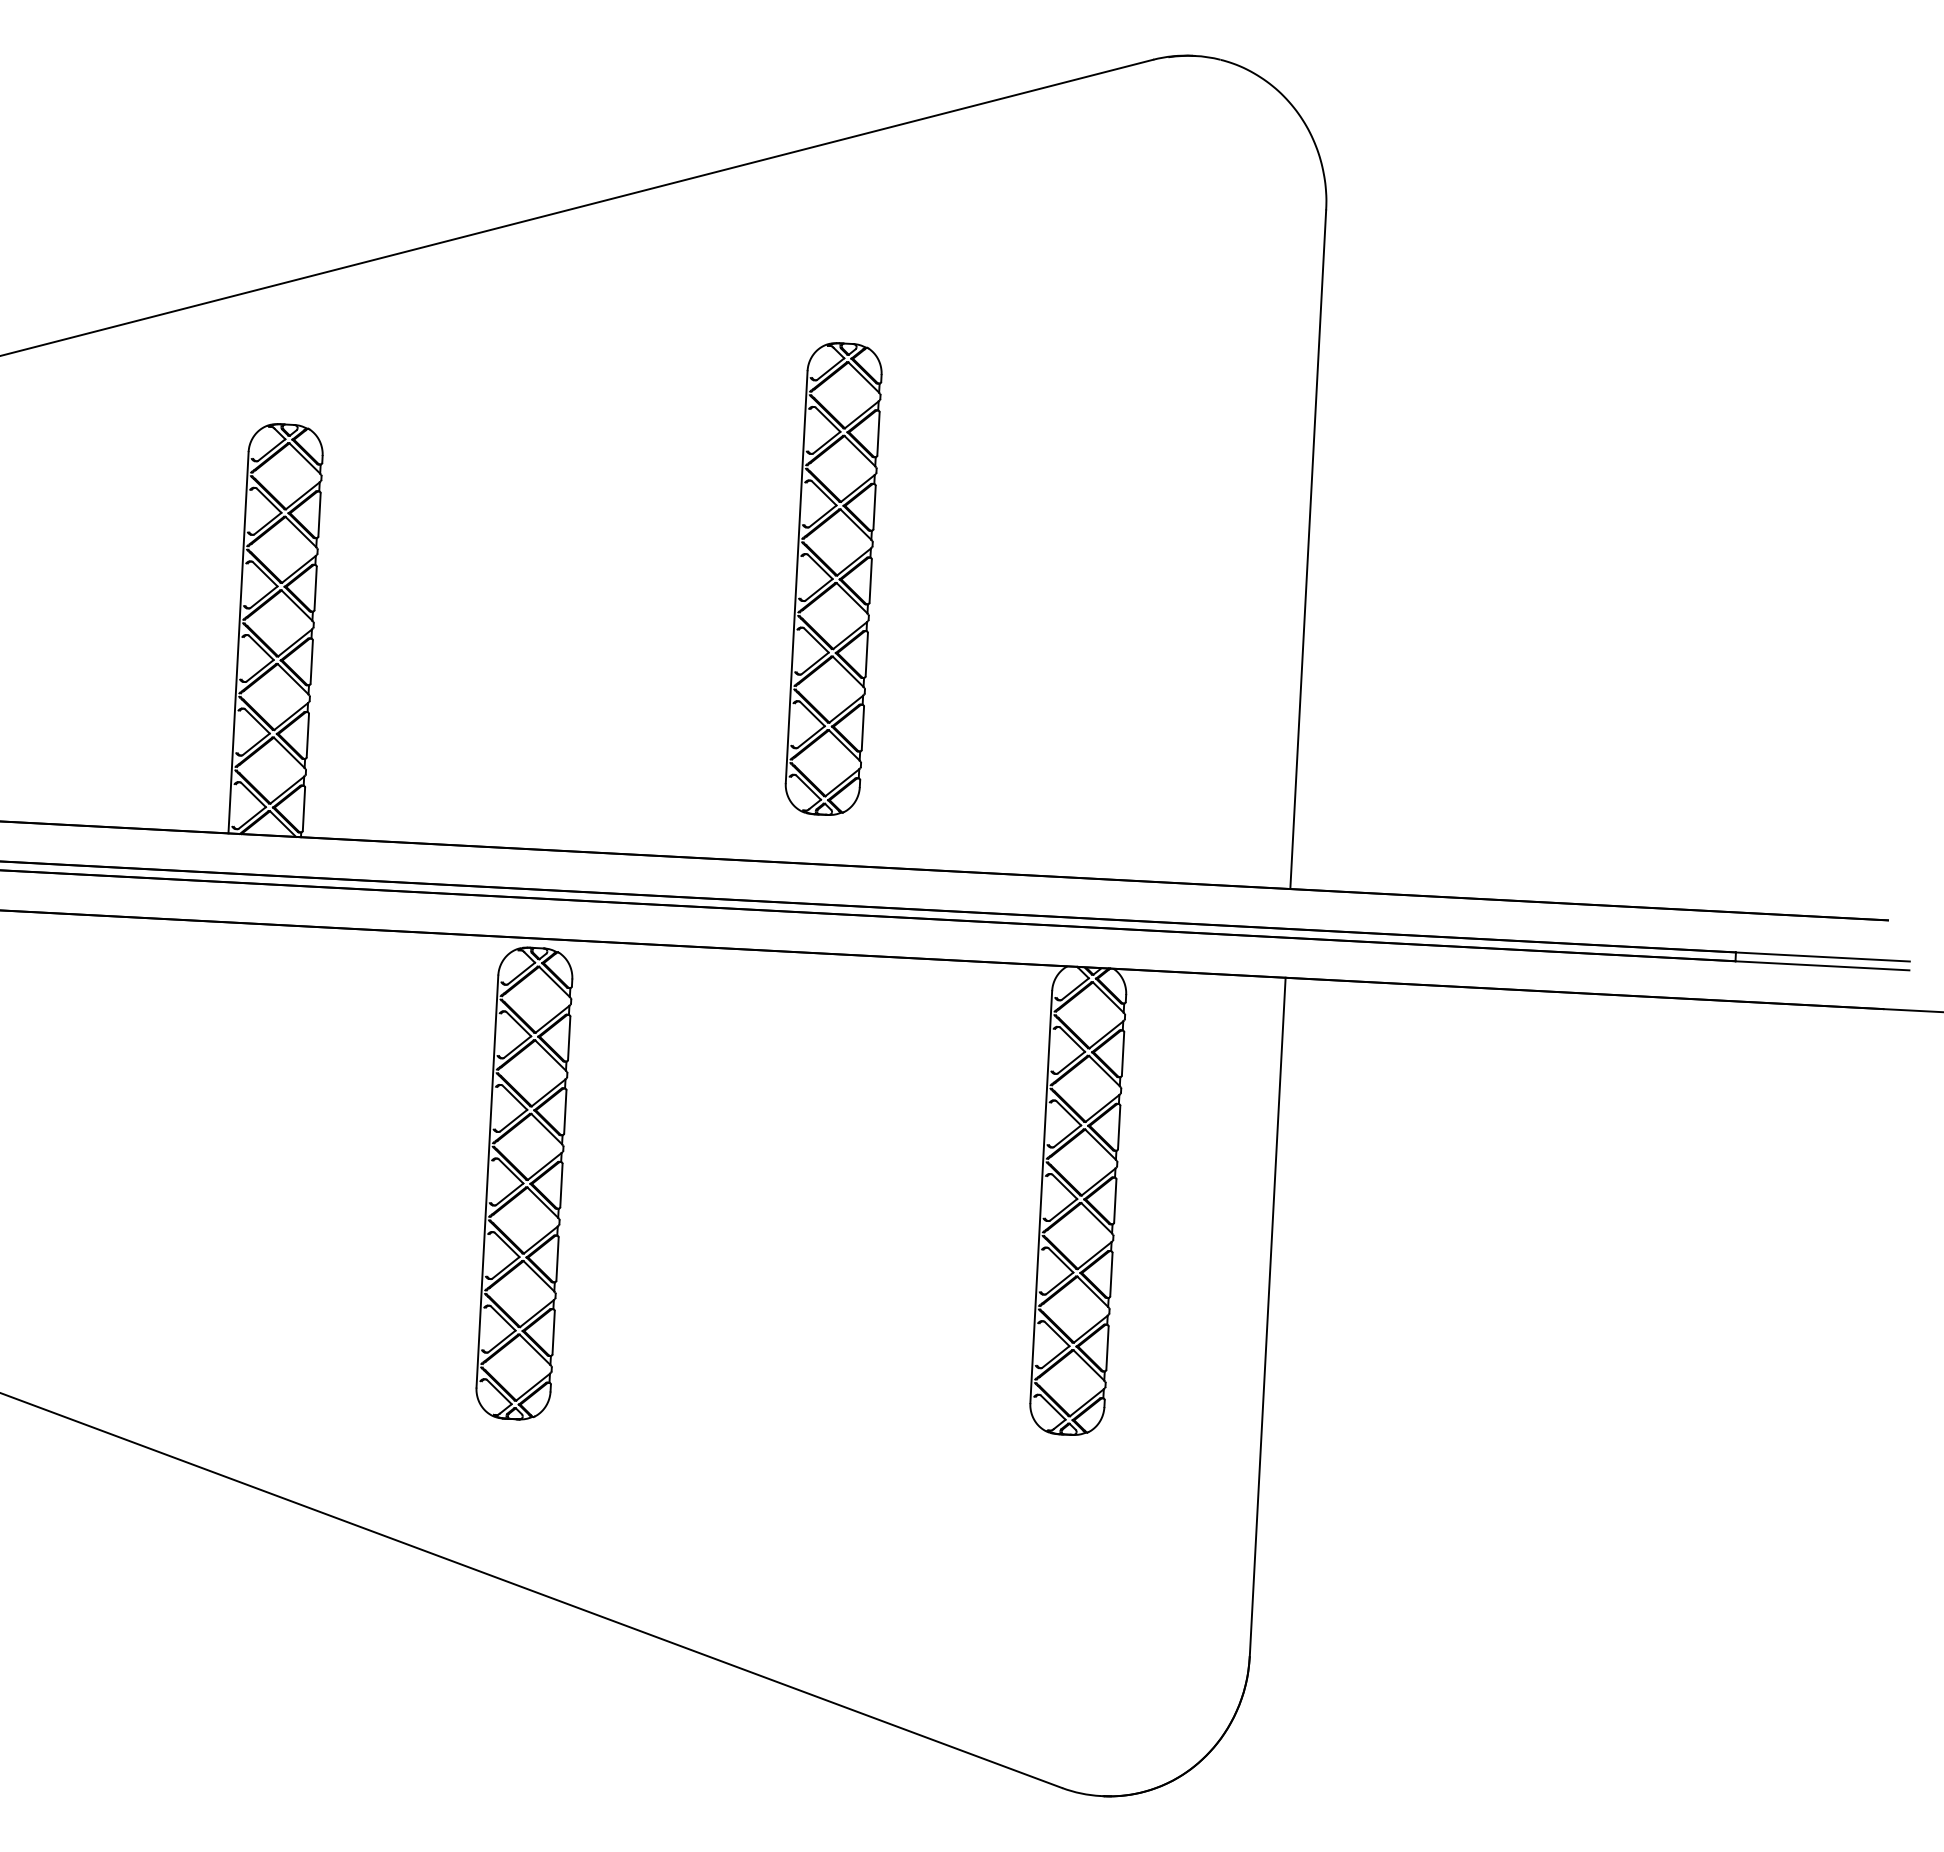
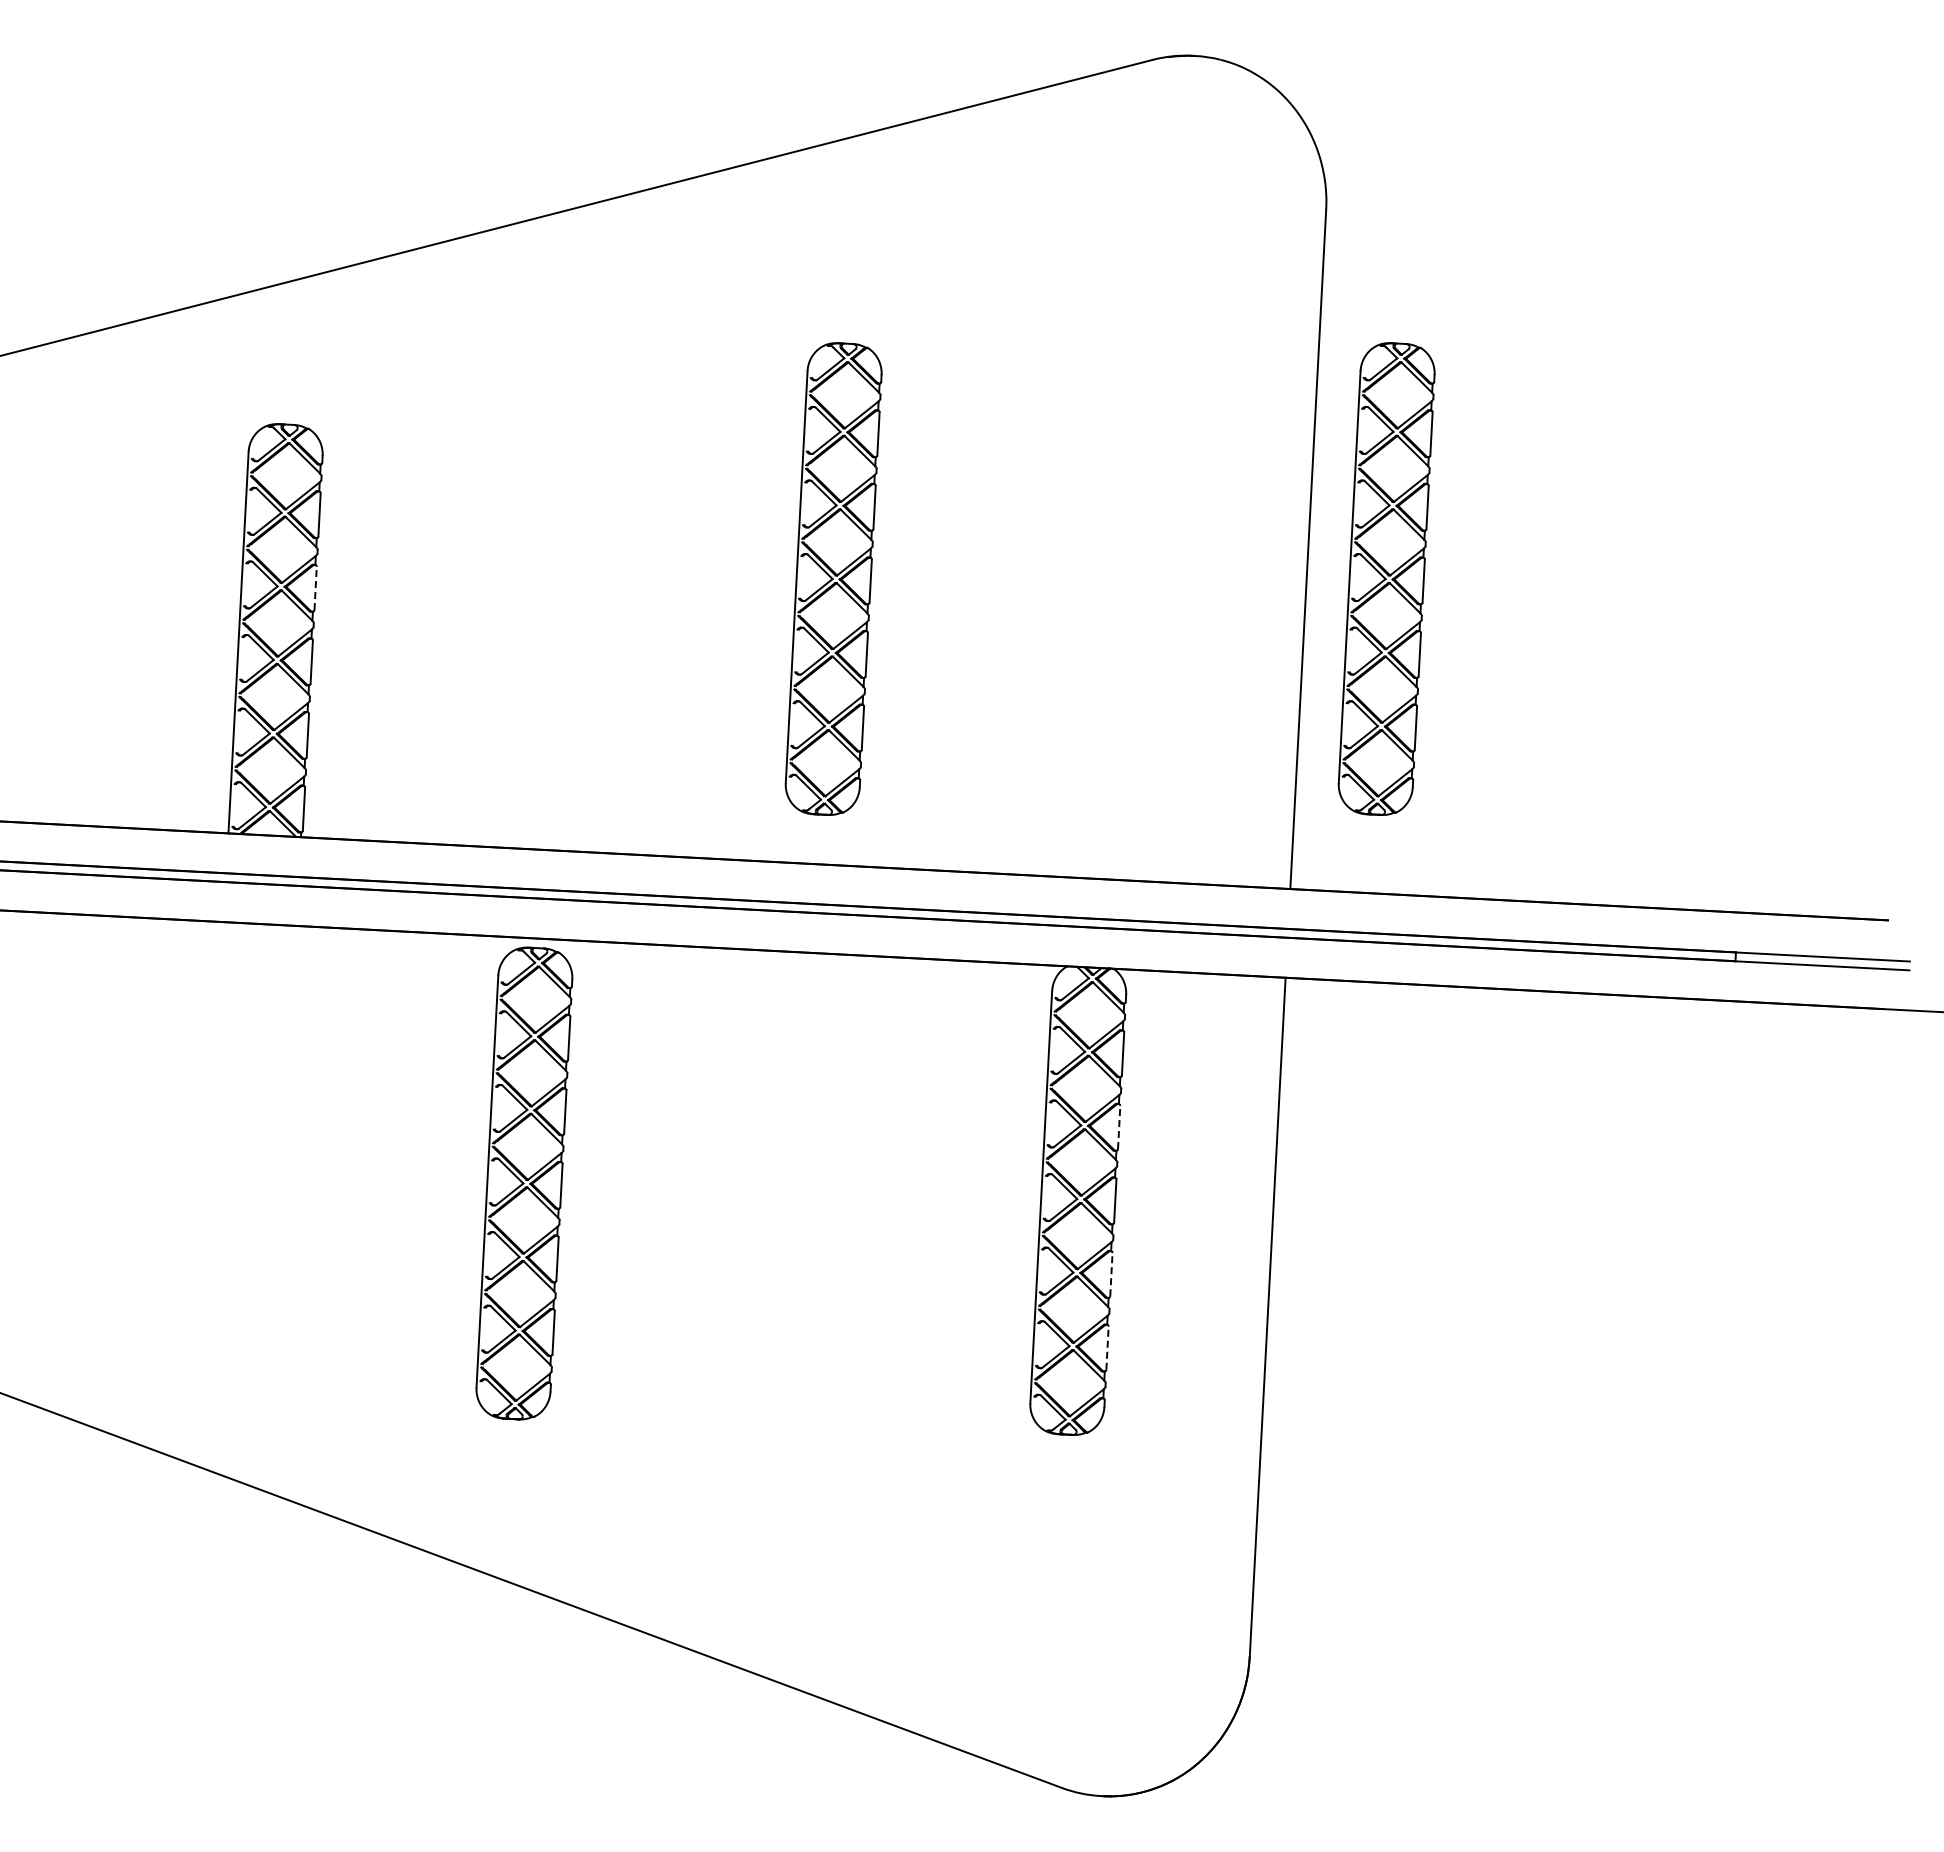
part: none -> present (1386, 578)
line: solid -> dashed (315, 588)
line: solid -> dashed (1119, 1127)
line: solid -> dashed (1111, 1274)
line: solid -> dashed (1107, 1348)
